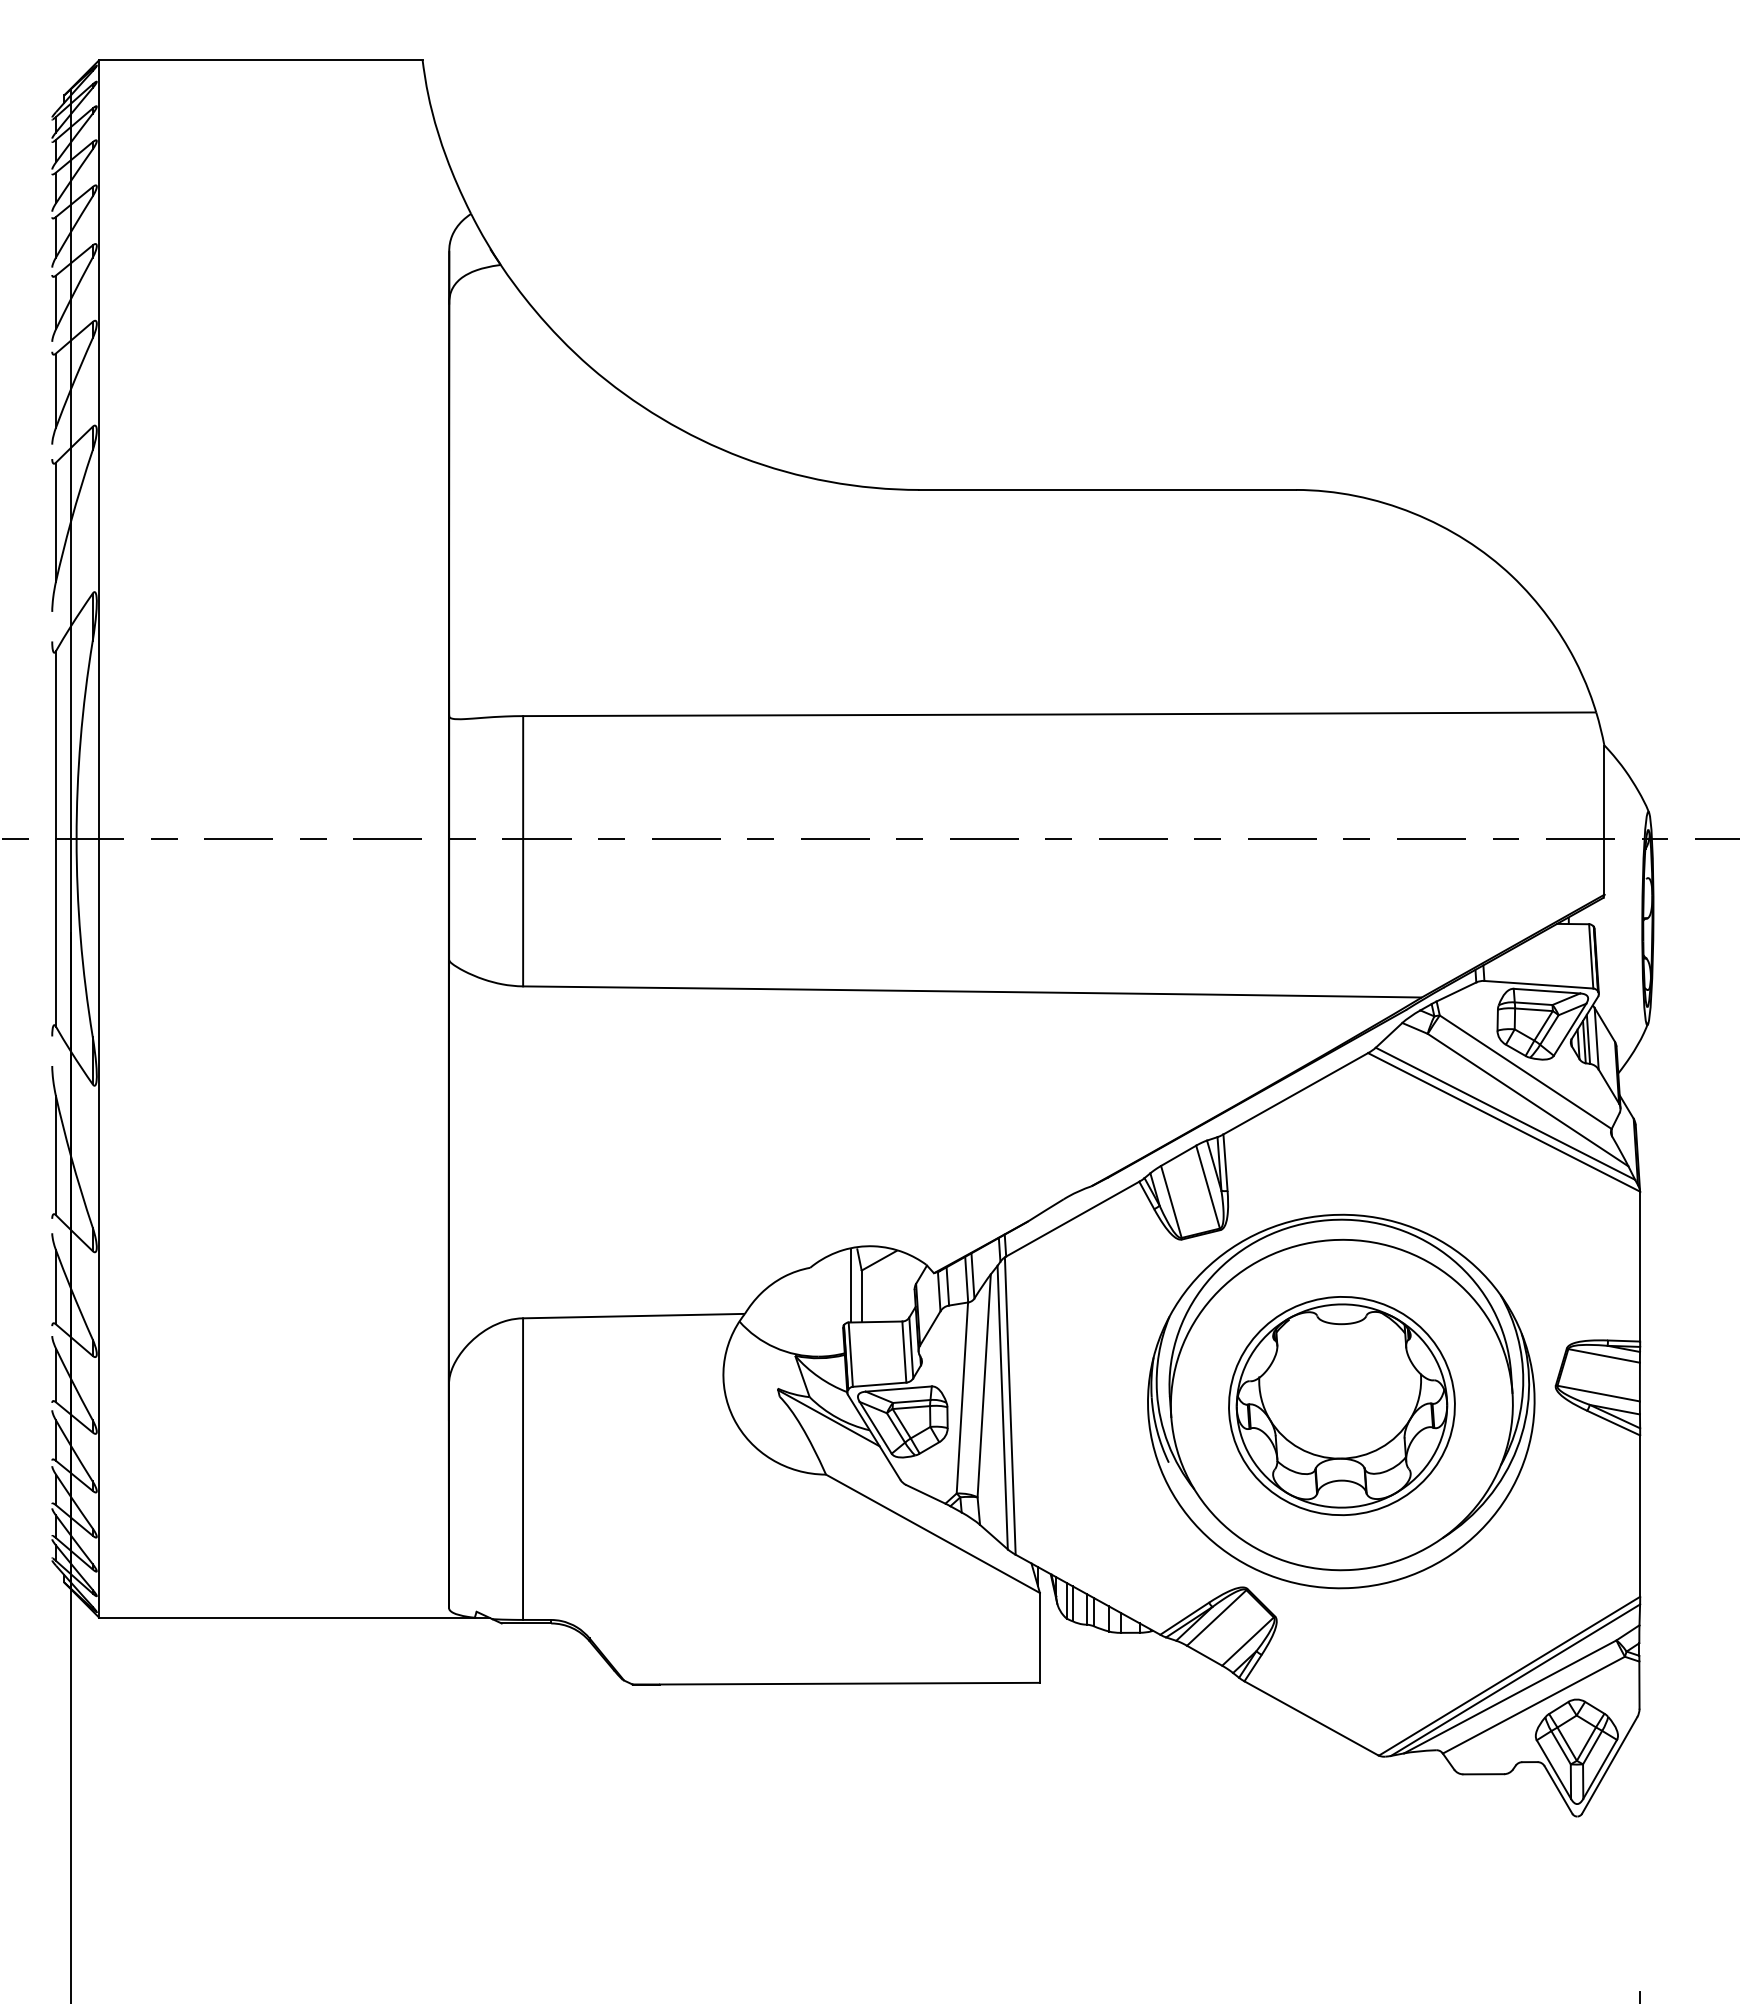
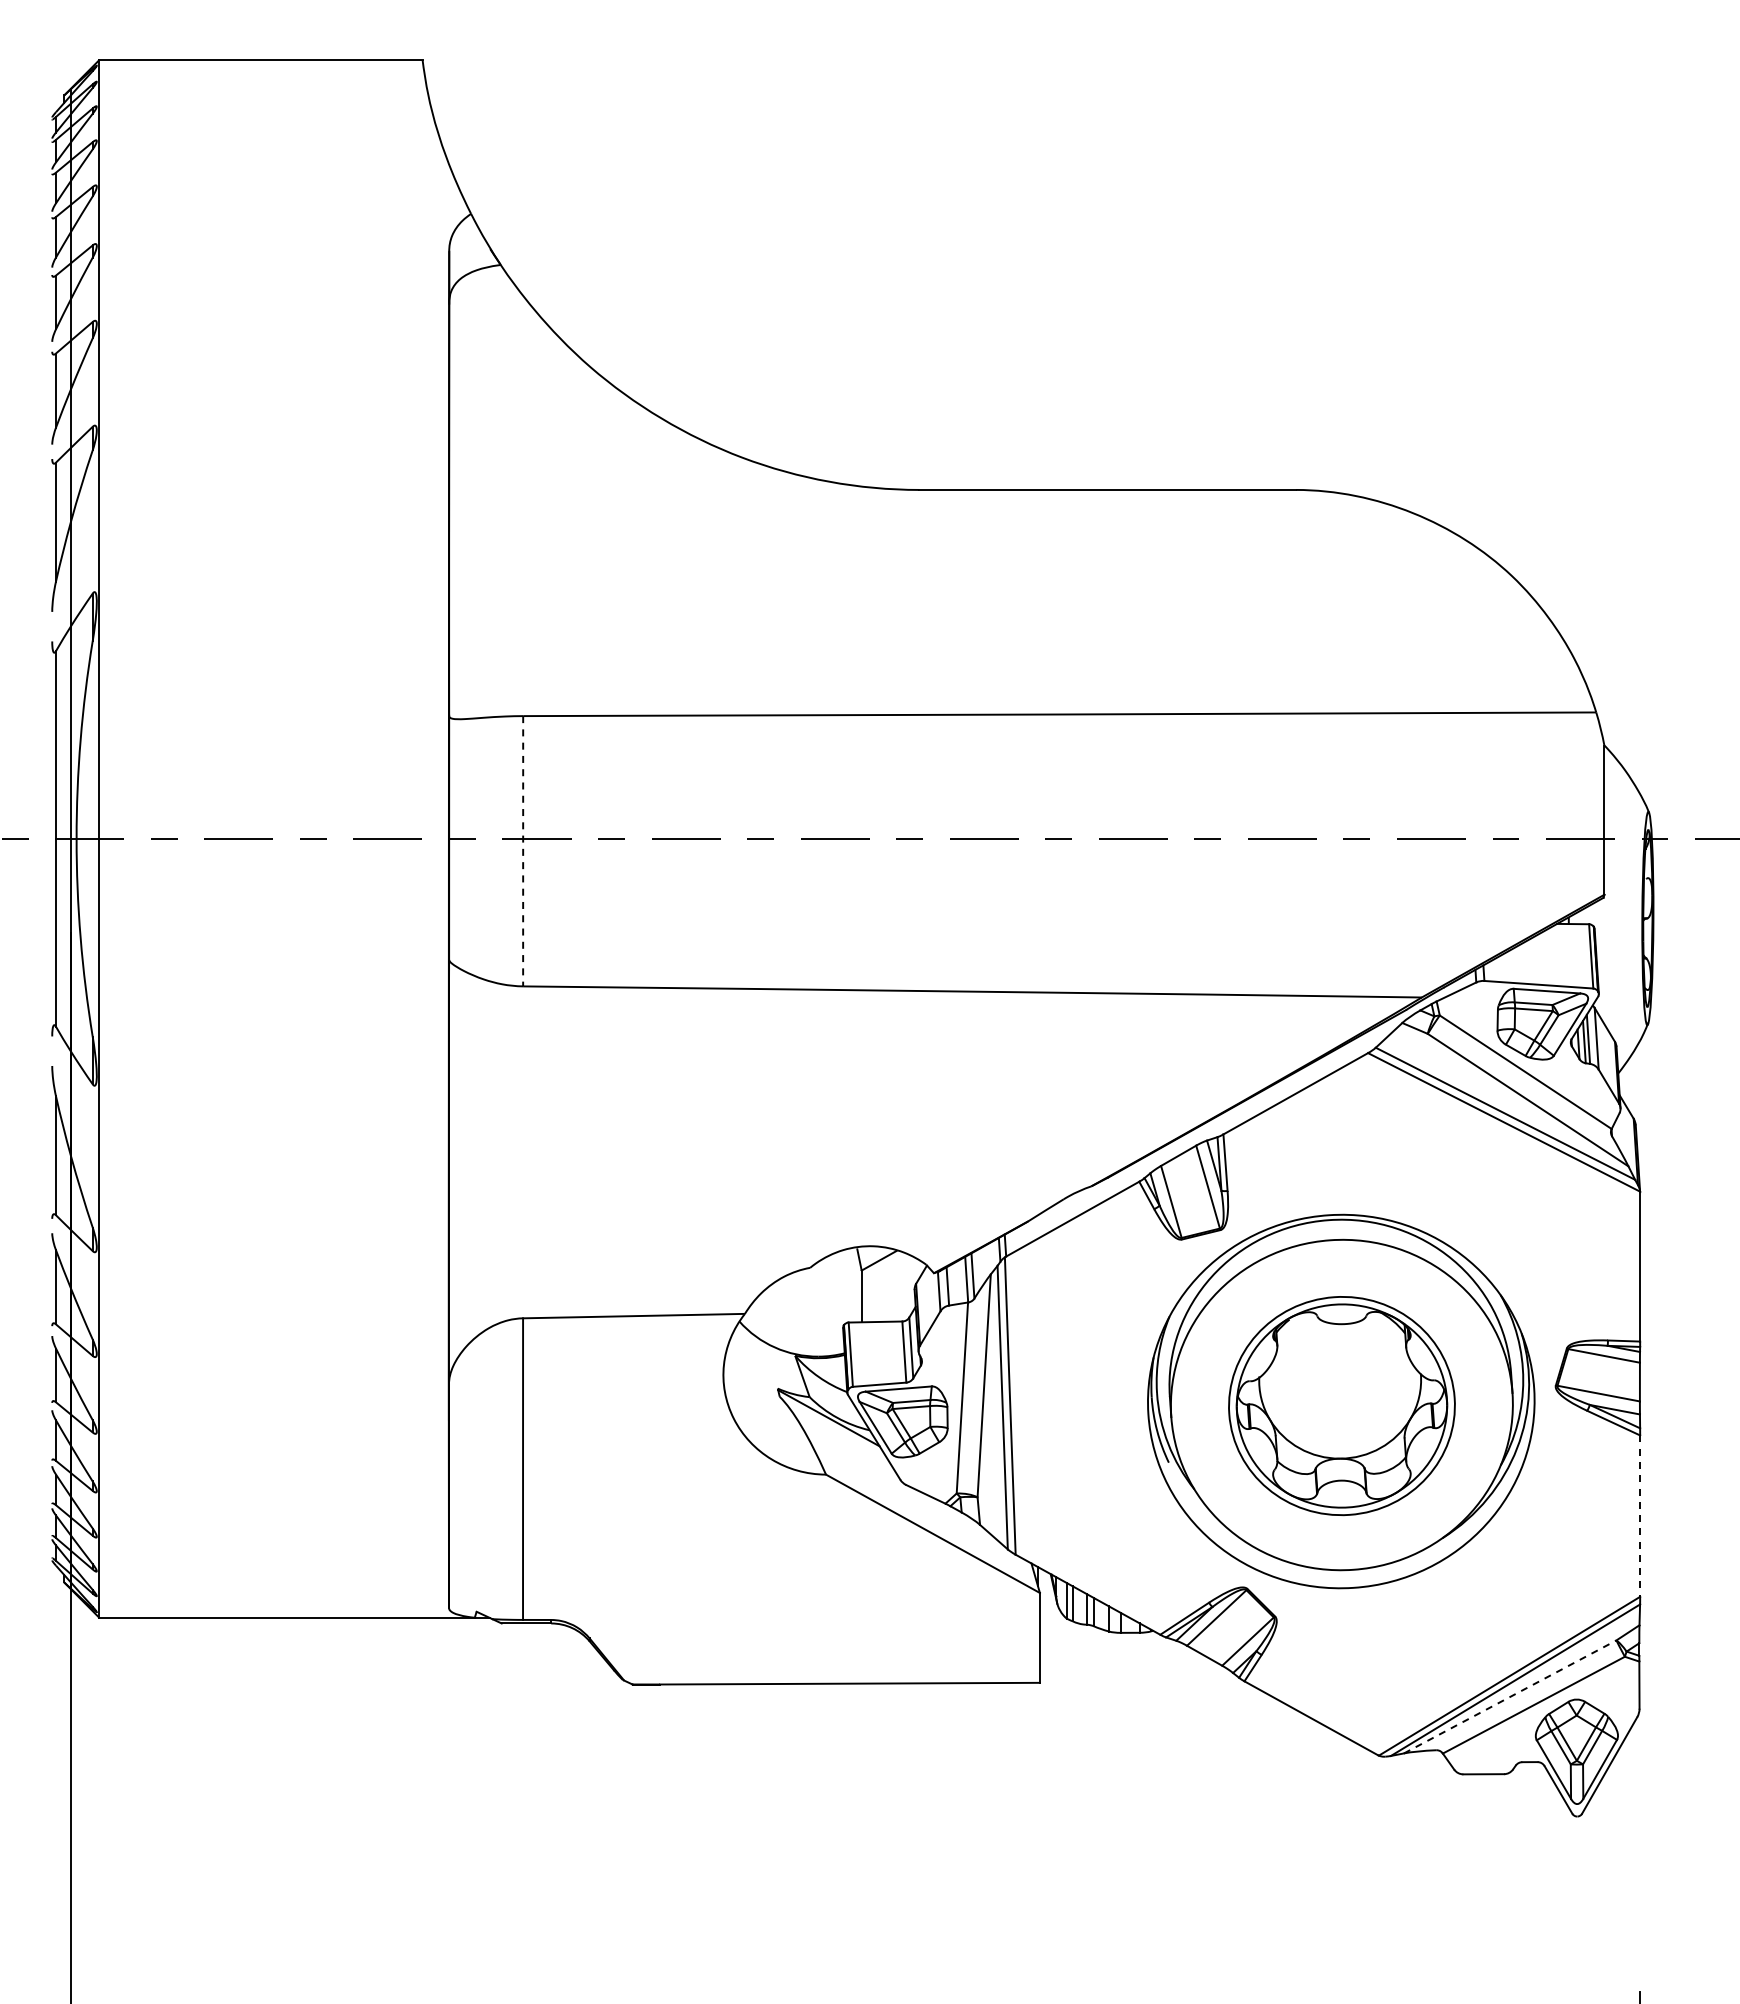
line: solid -> dashed (523, 851)
line: present -> none (851, 1285)
line: solid -> dashed (1640, 1516)
line: solid -> dashed (1510, 1696)
